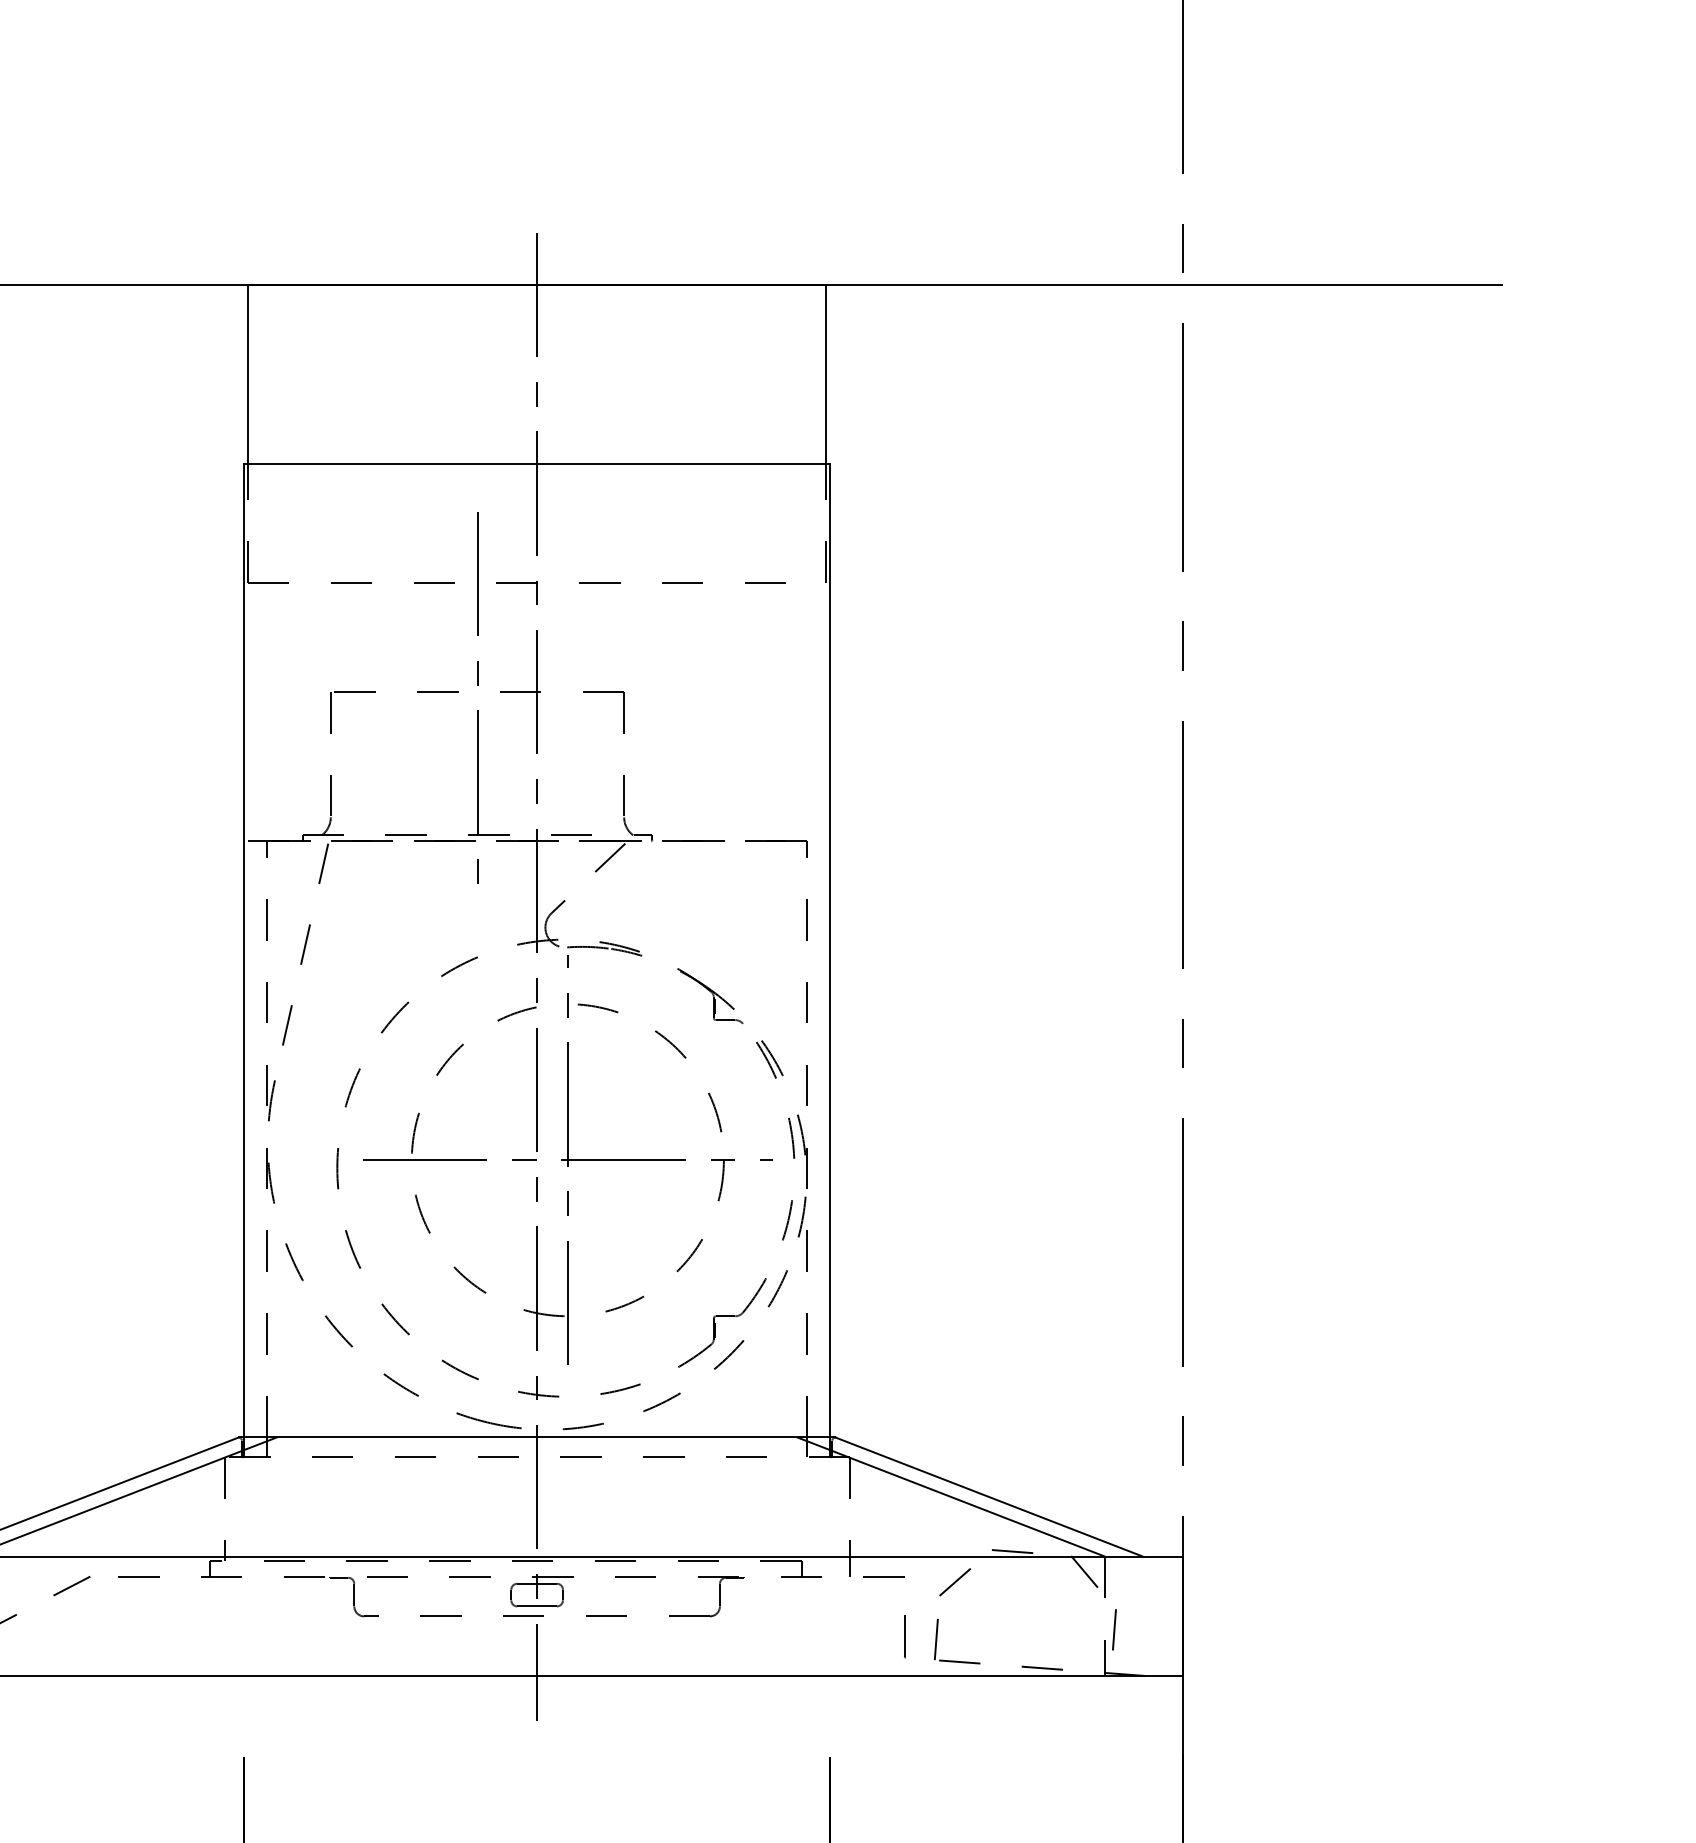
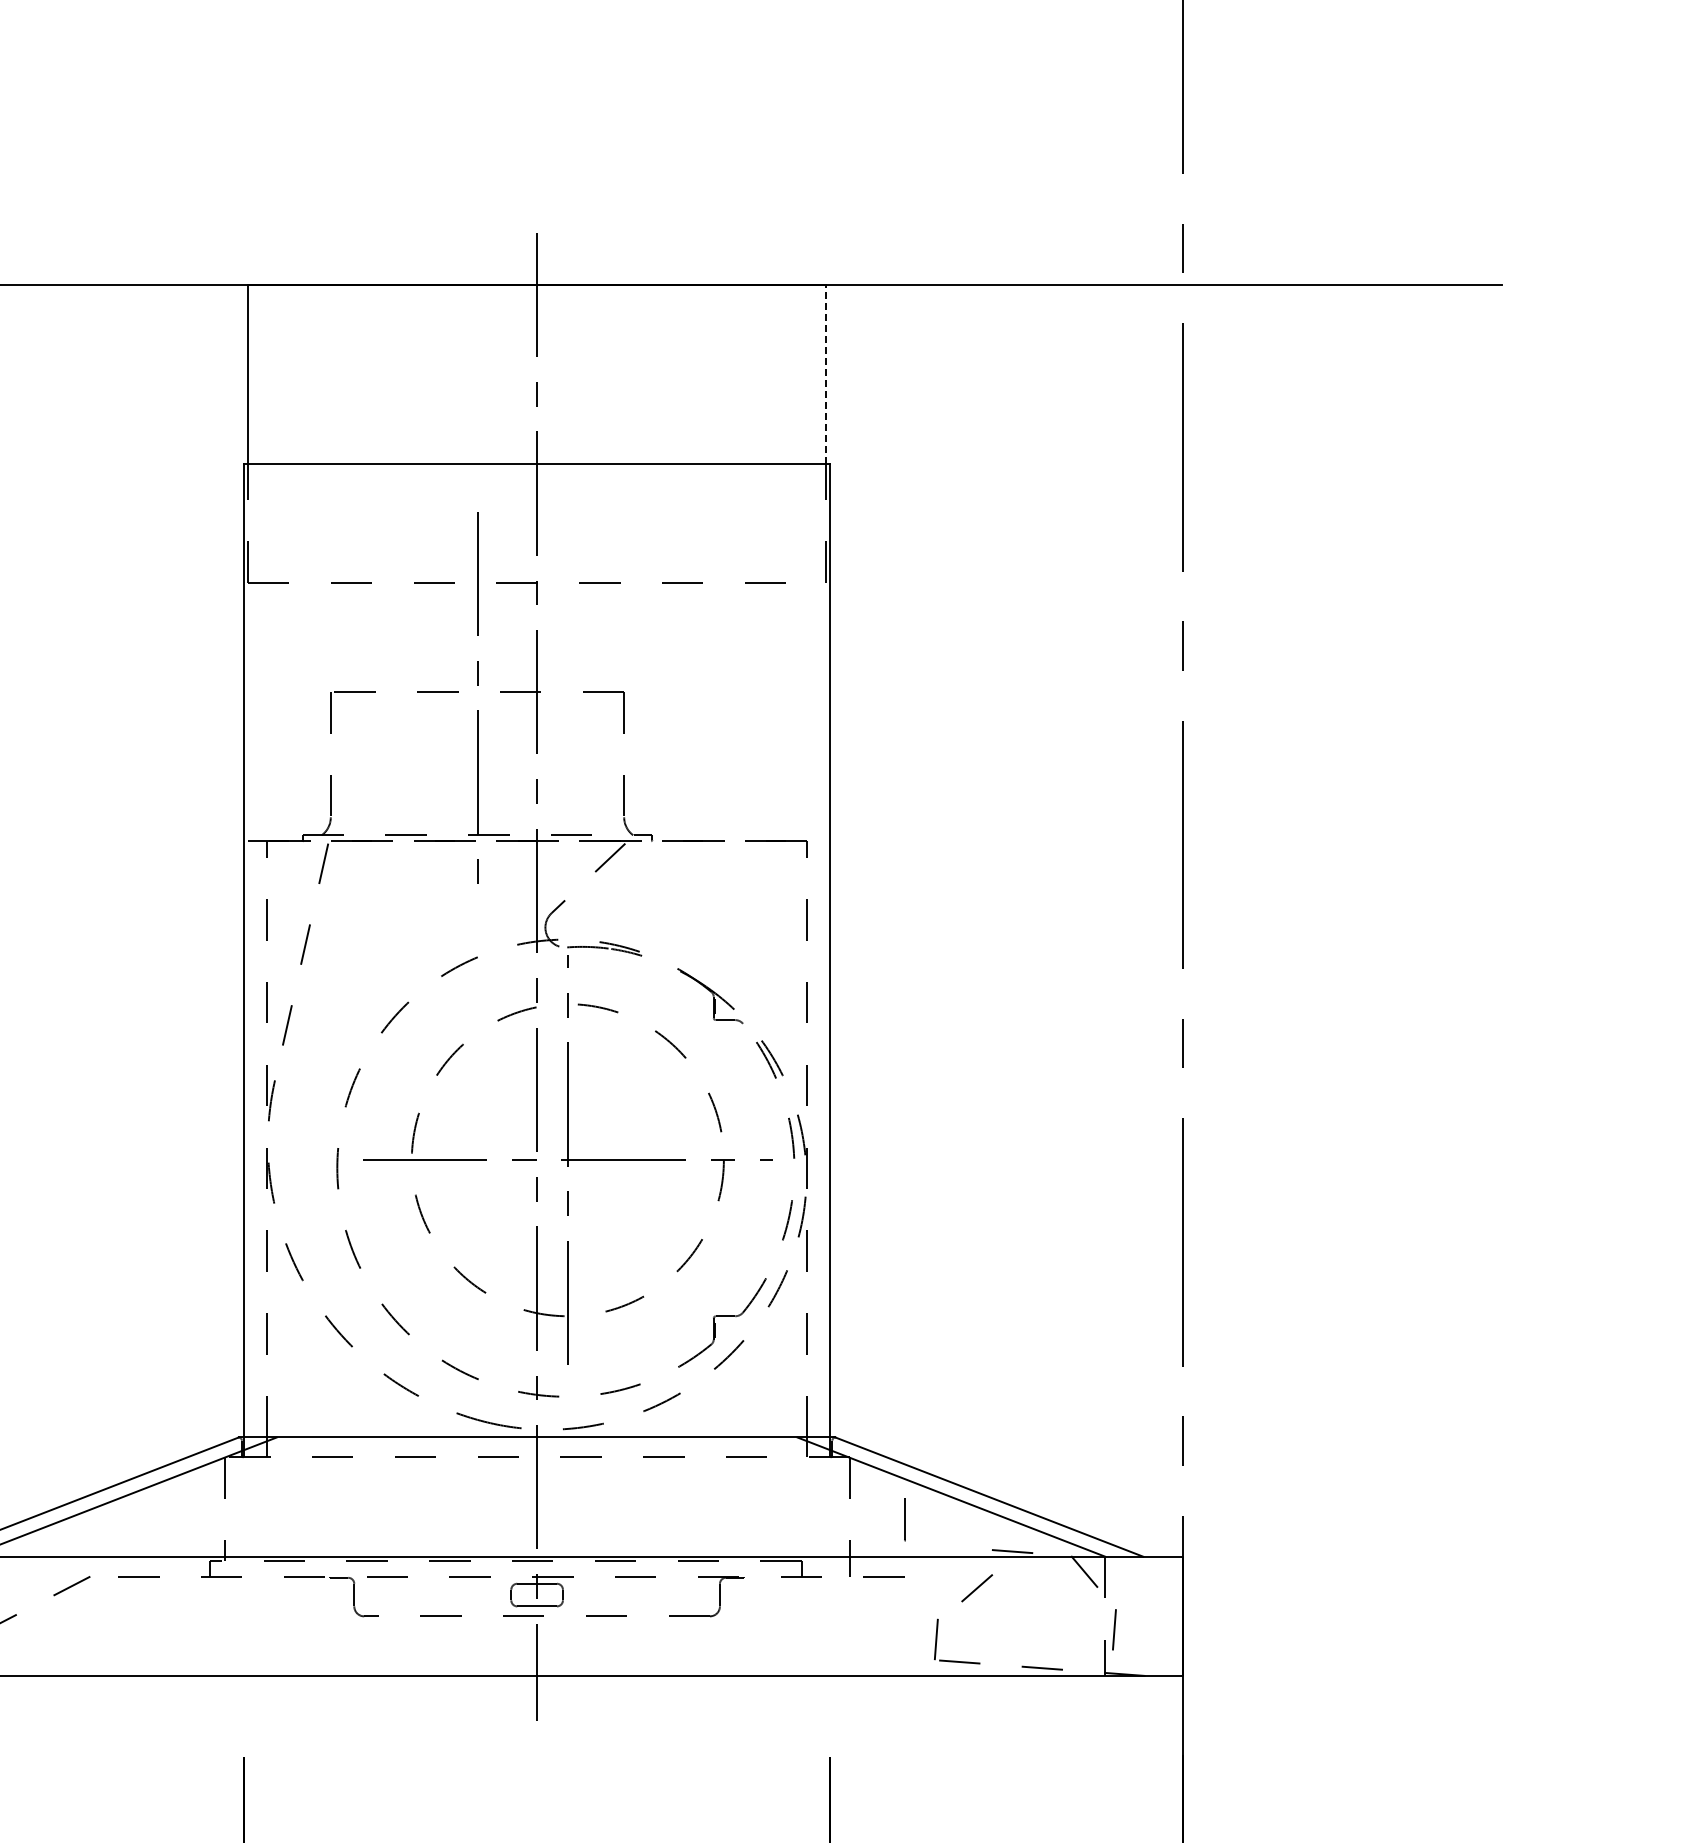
line: solid -> dashed (826, 373)
line position: (955, 1582) -> (977, 1588) (977, 1588)
line position: (904, 1636) -> (904, 1519) (904, 1519)
